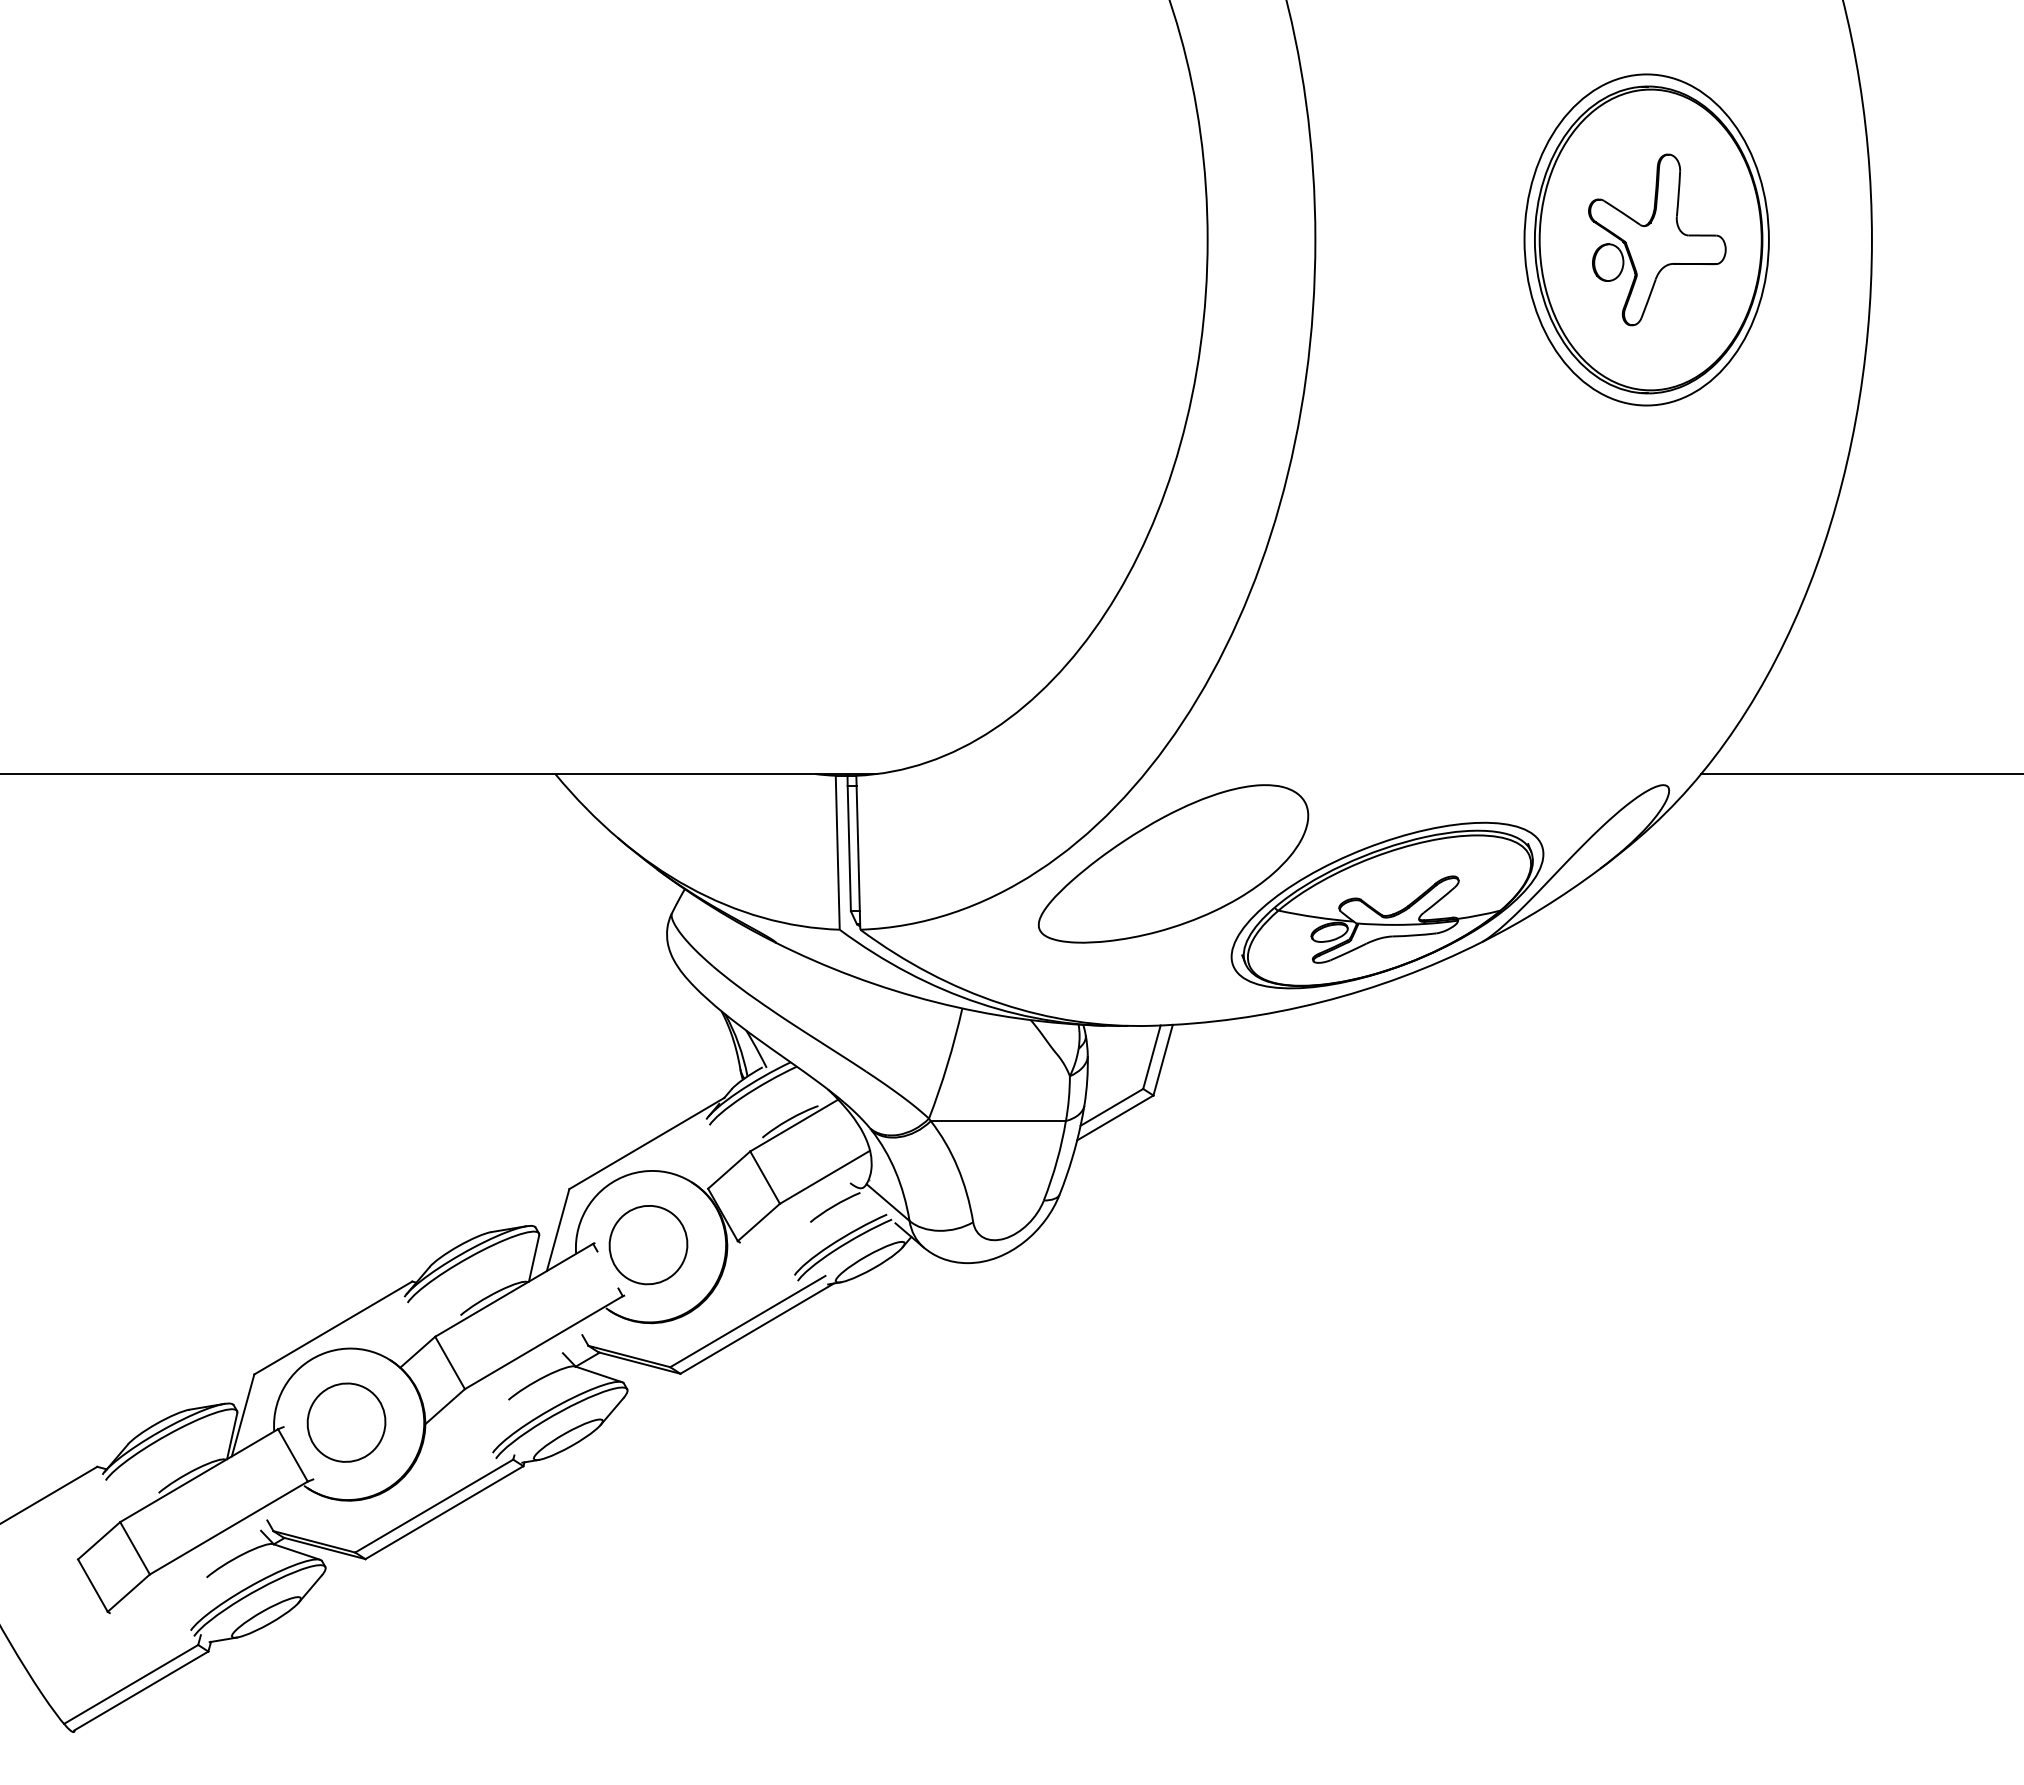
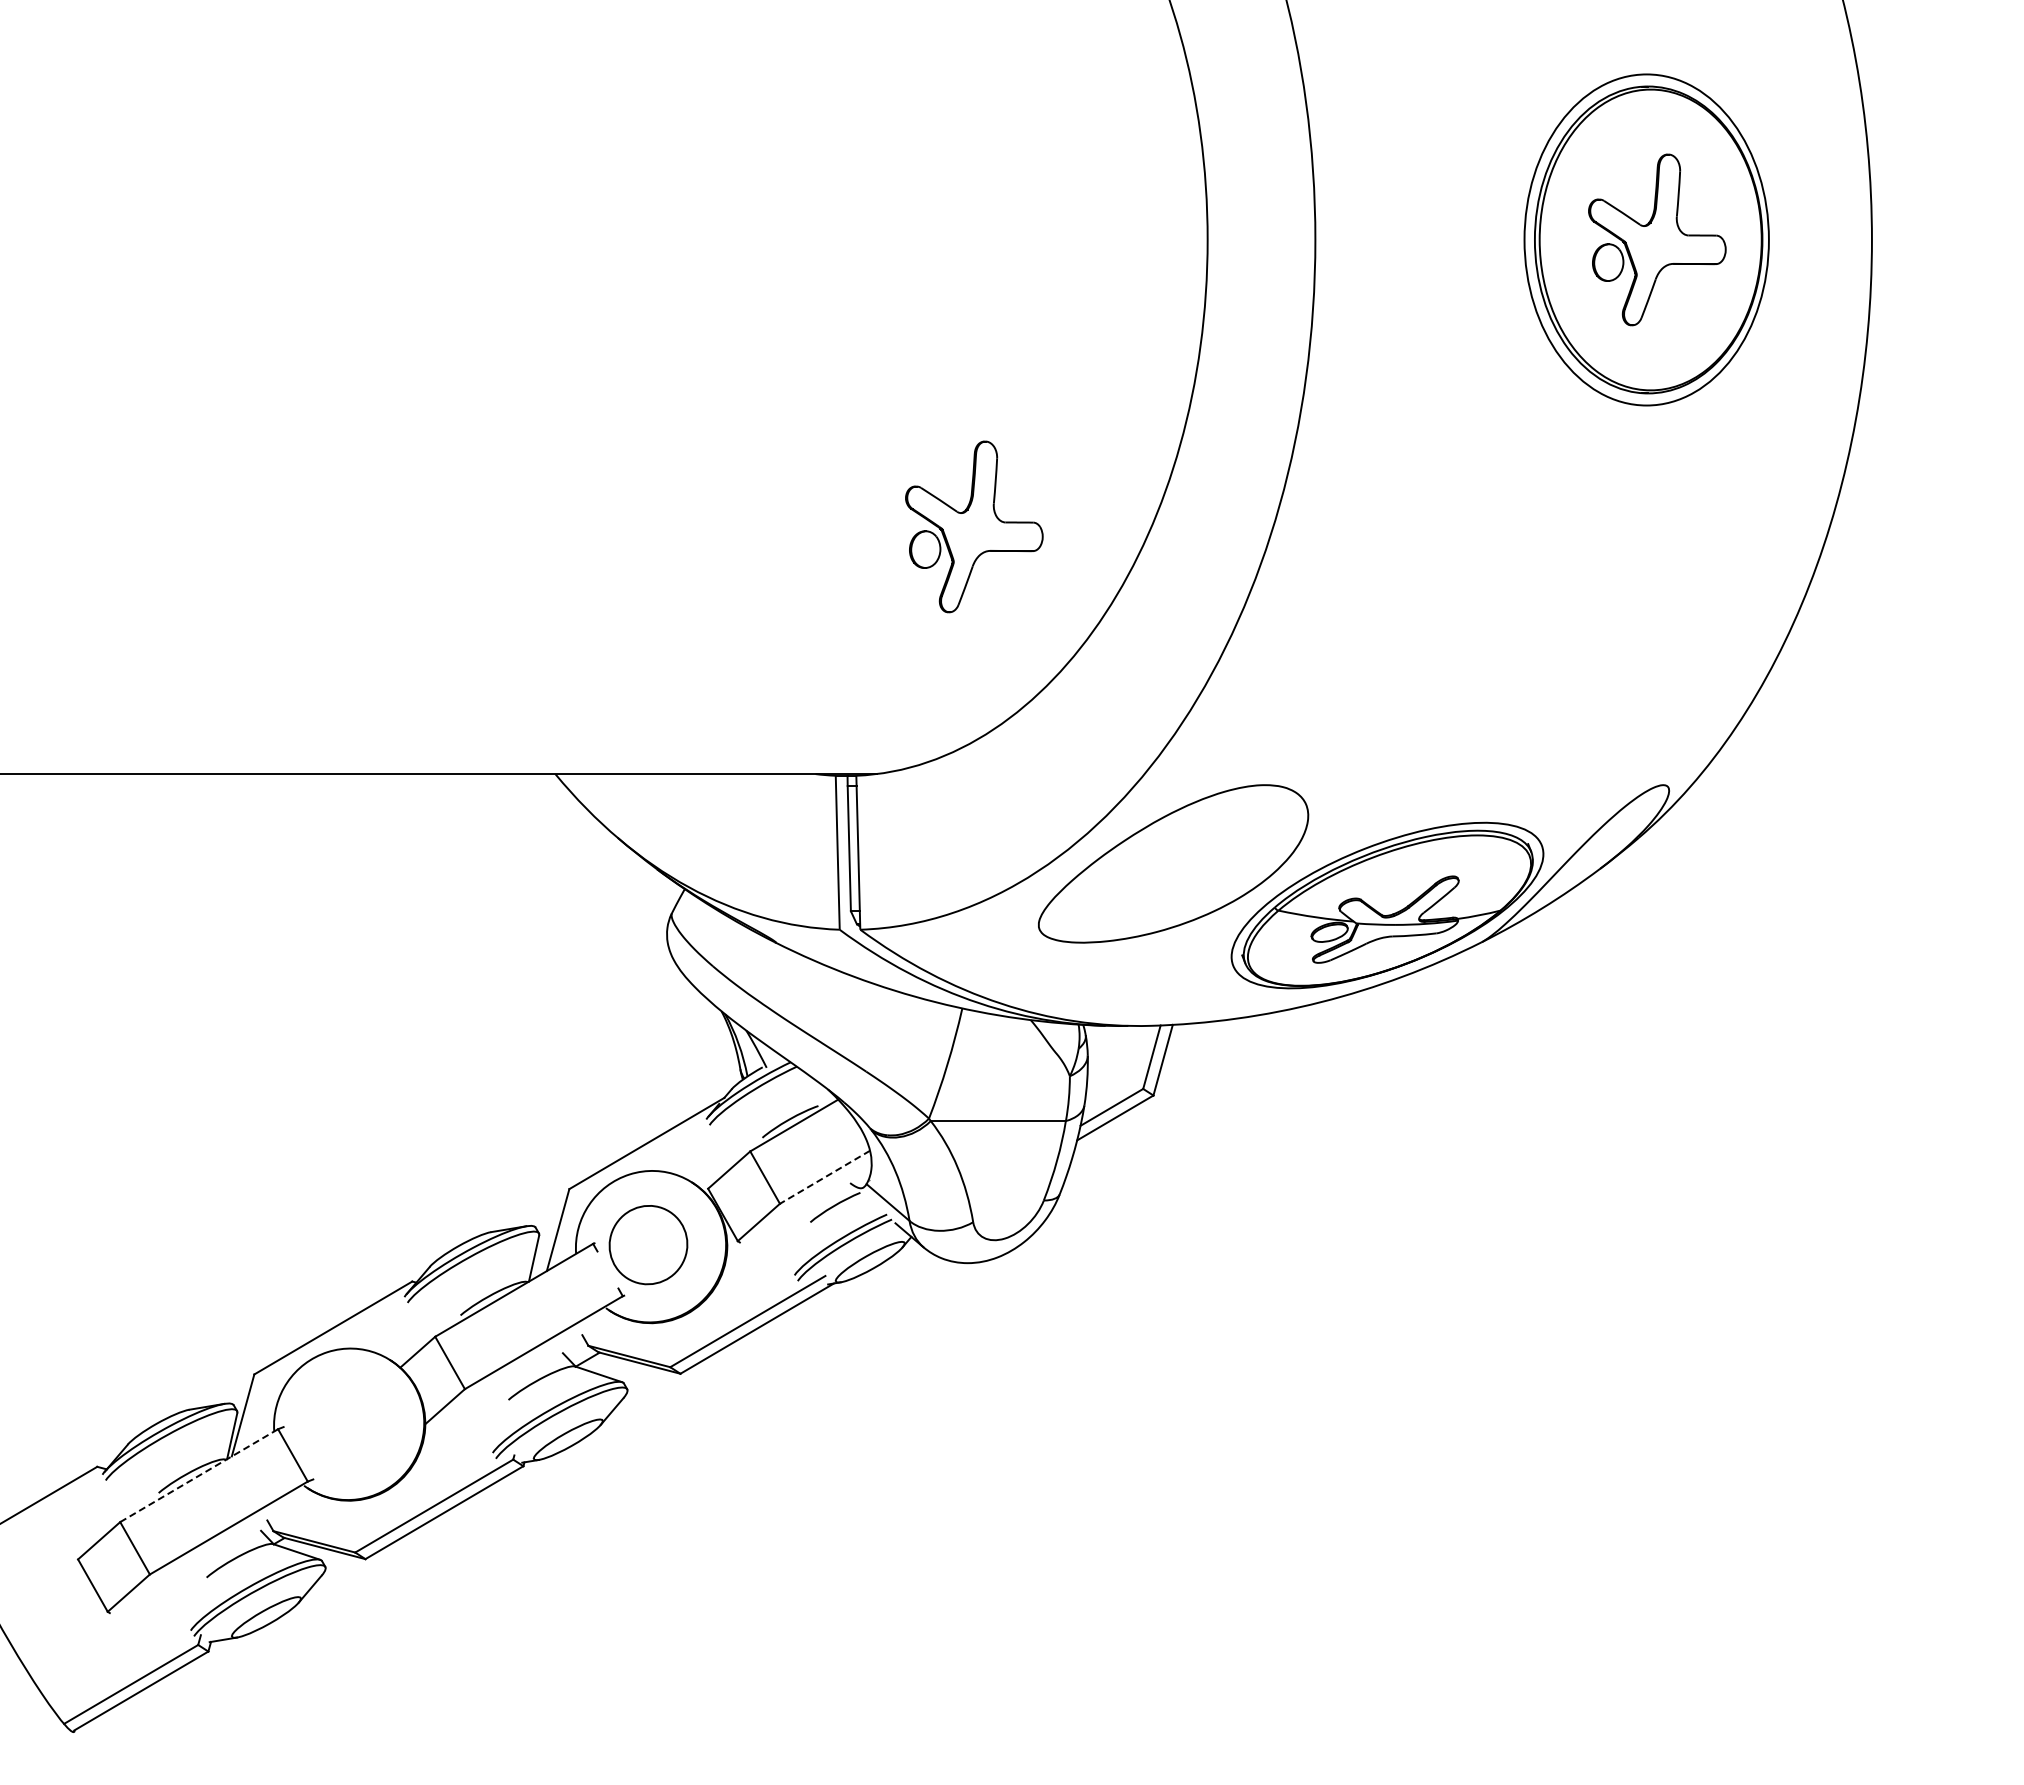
part: none -> present (974, 526)
line: present -> none (1860, 774)
line: solid -> dashed (824, 1177)
part: present -> none (346, 1422)
line: solid -> dashed (199, 1475)
